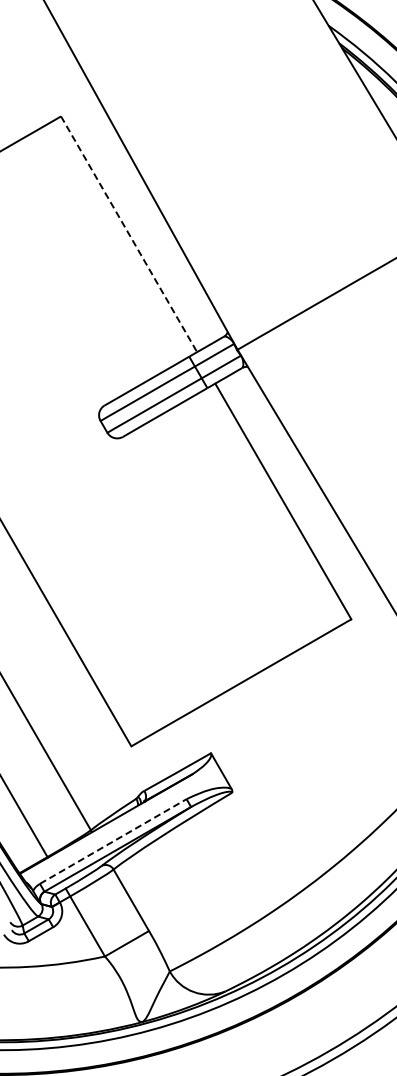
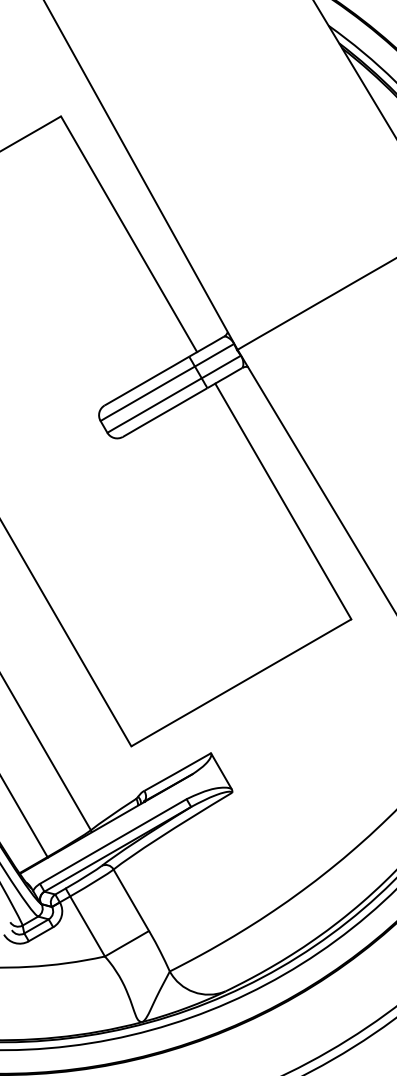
line: dashed -> solid (129, 234)
line: dashed -> solid (113, 841)
